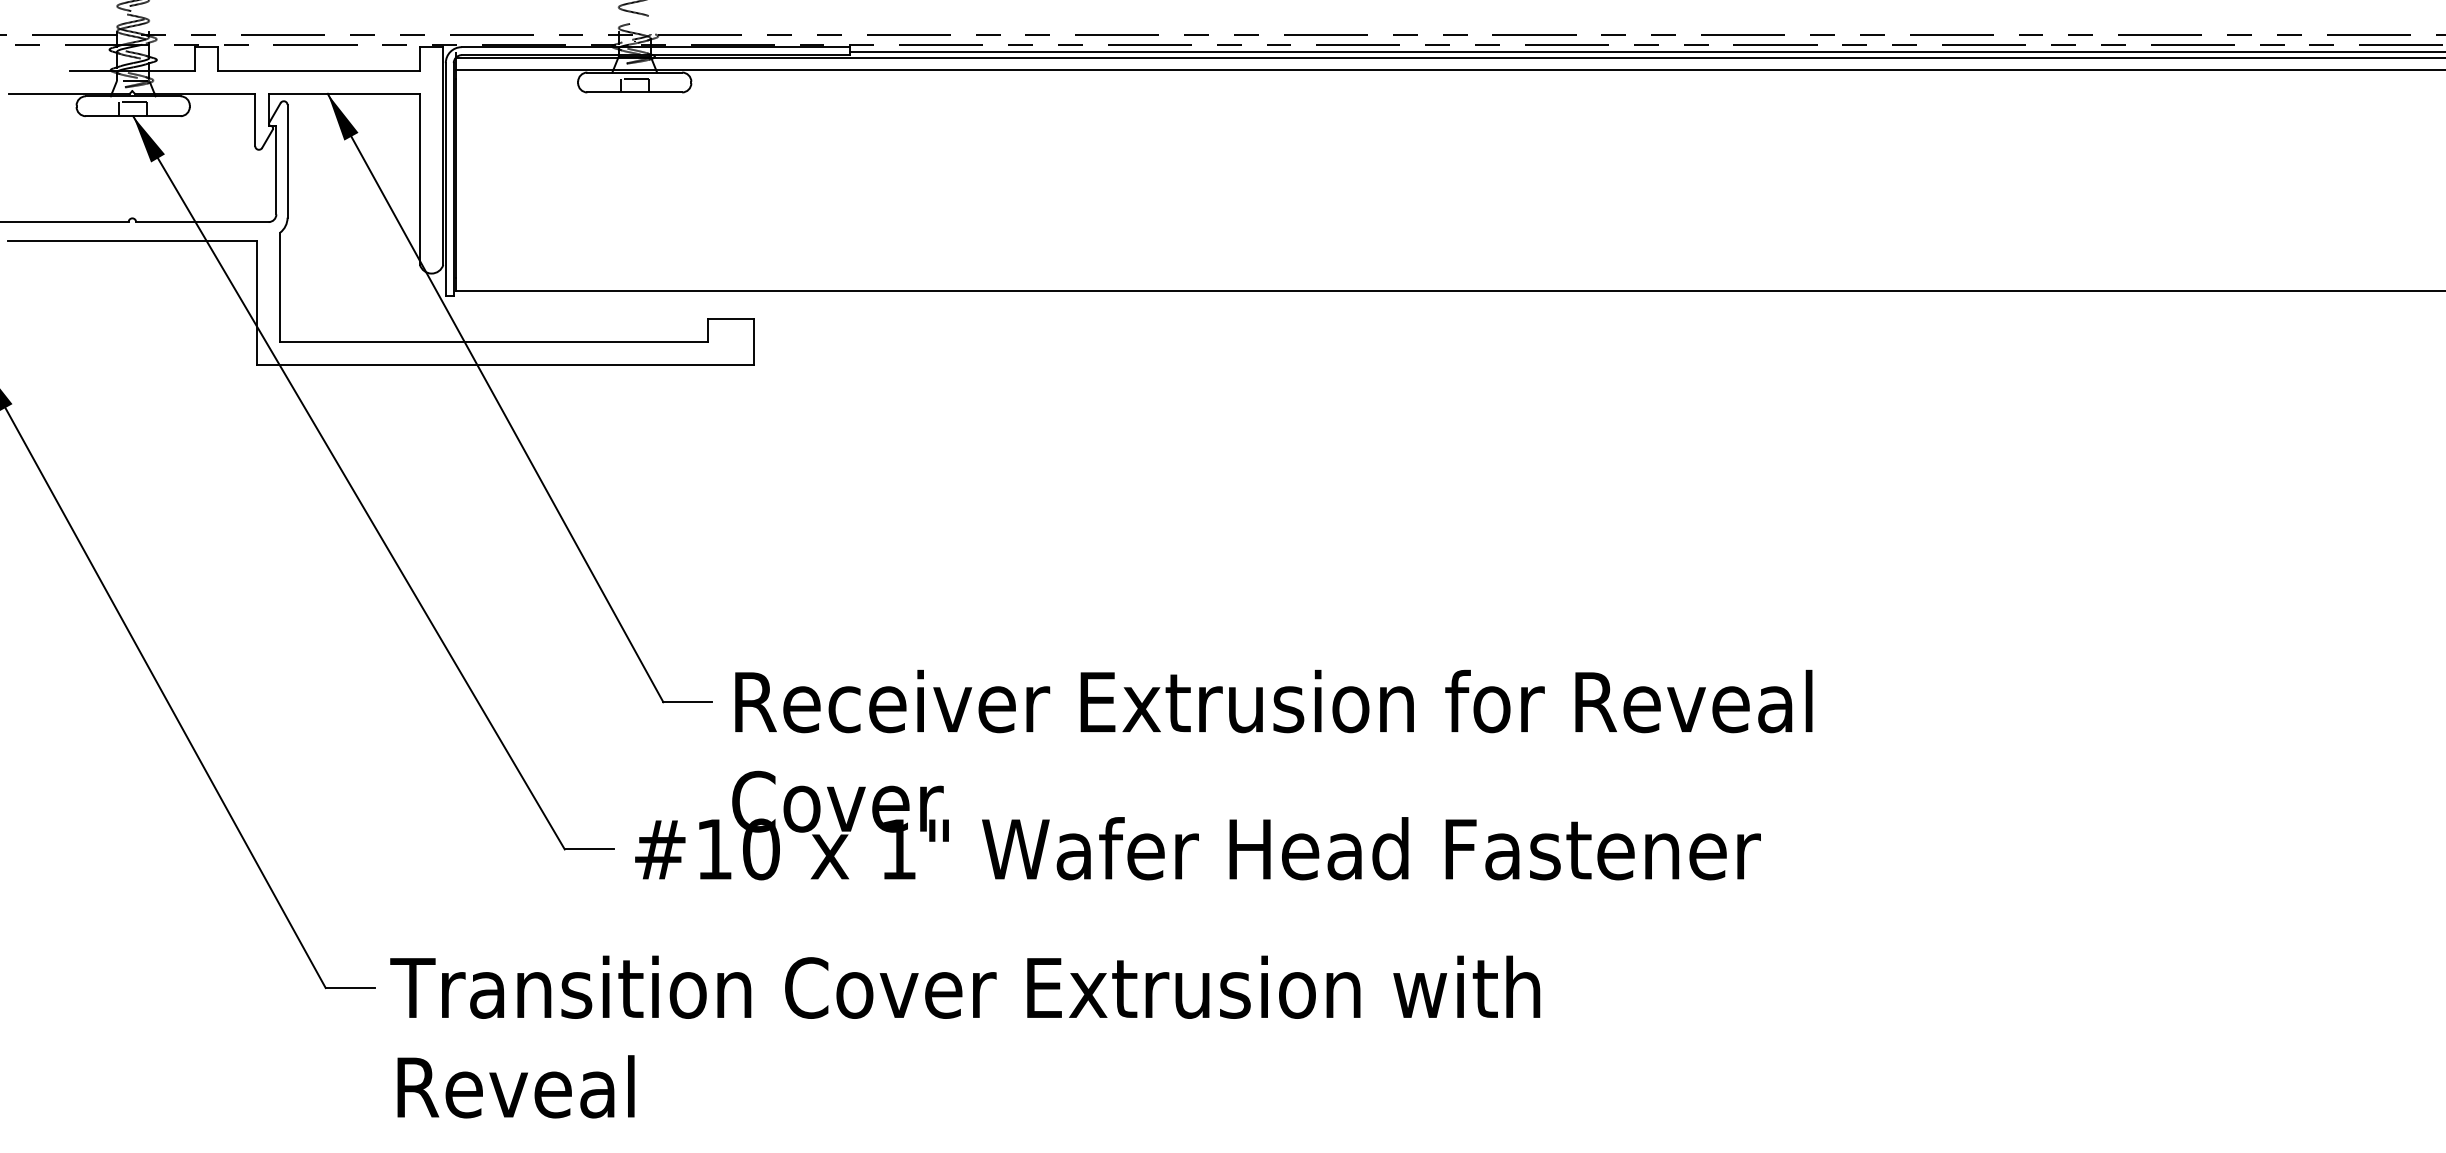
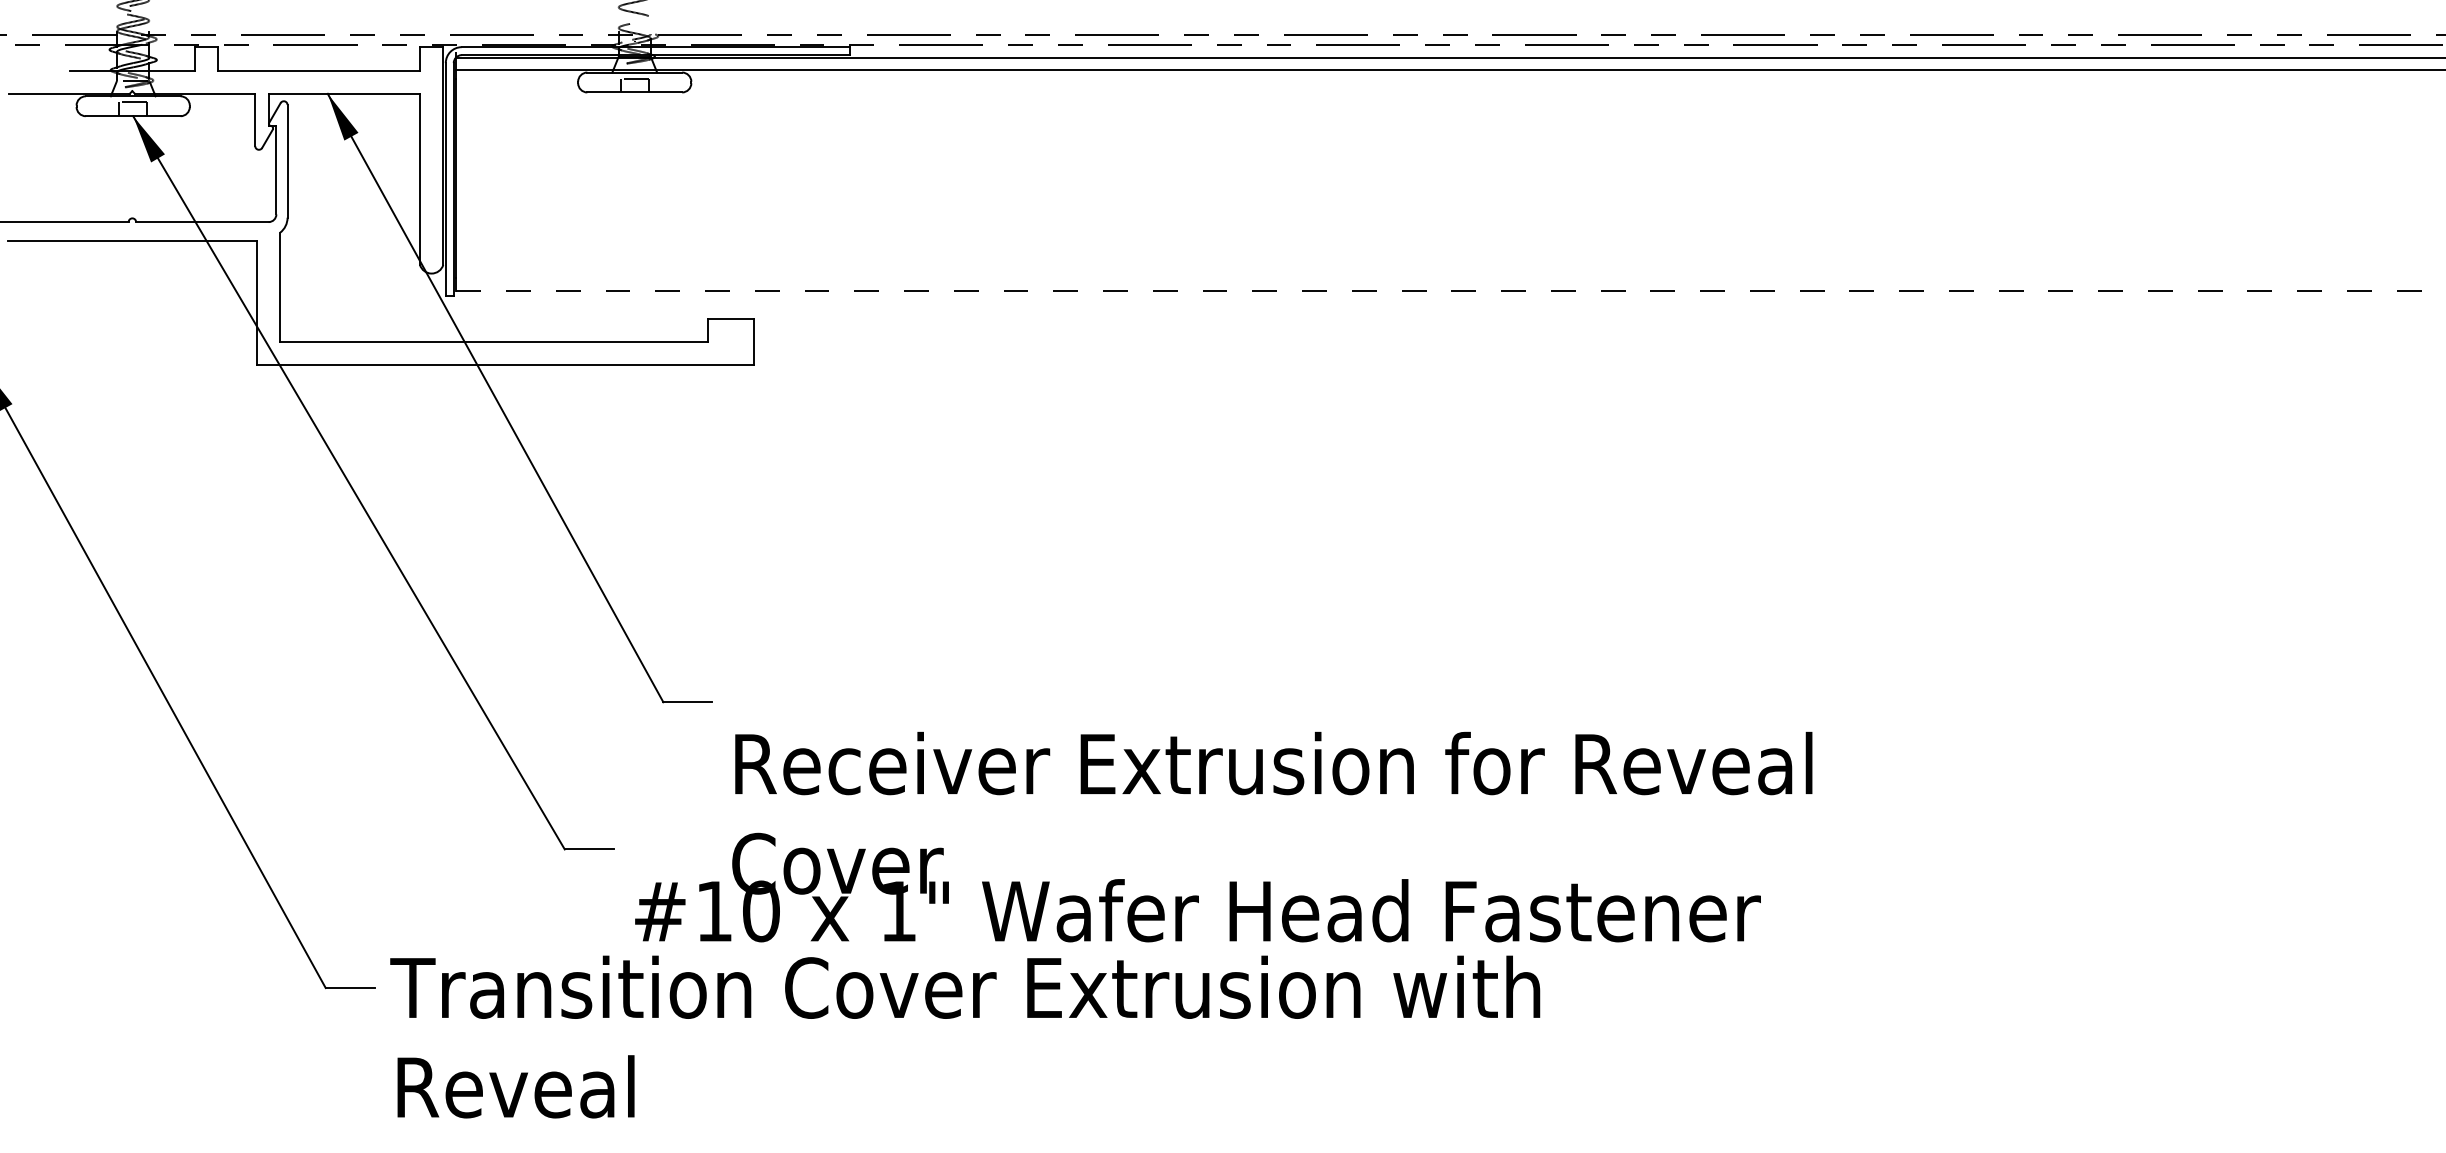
line: present -> none (1646, 52)
line: solid -> dashed (1451, 290)
text position: (1223, 774) -> (1223, 836) (1223, 836)
